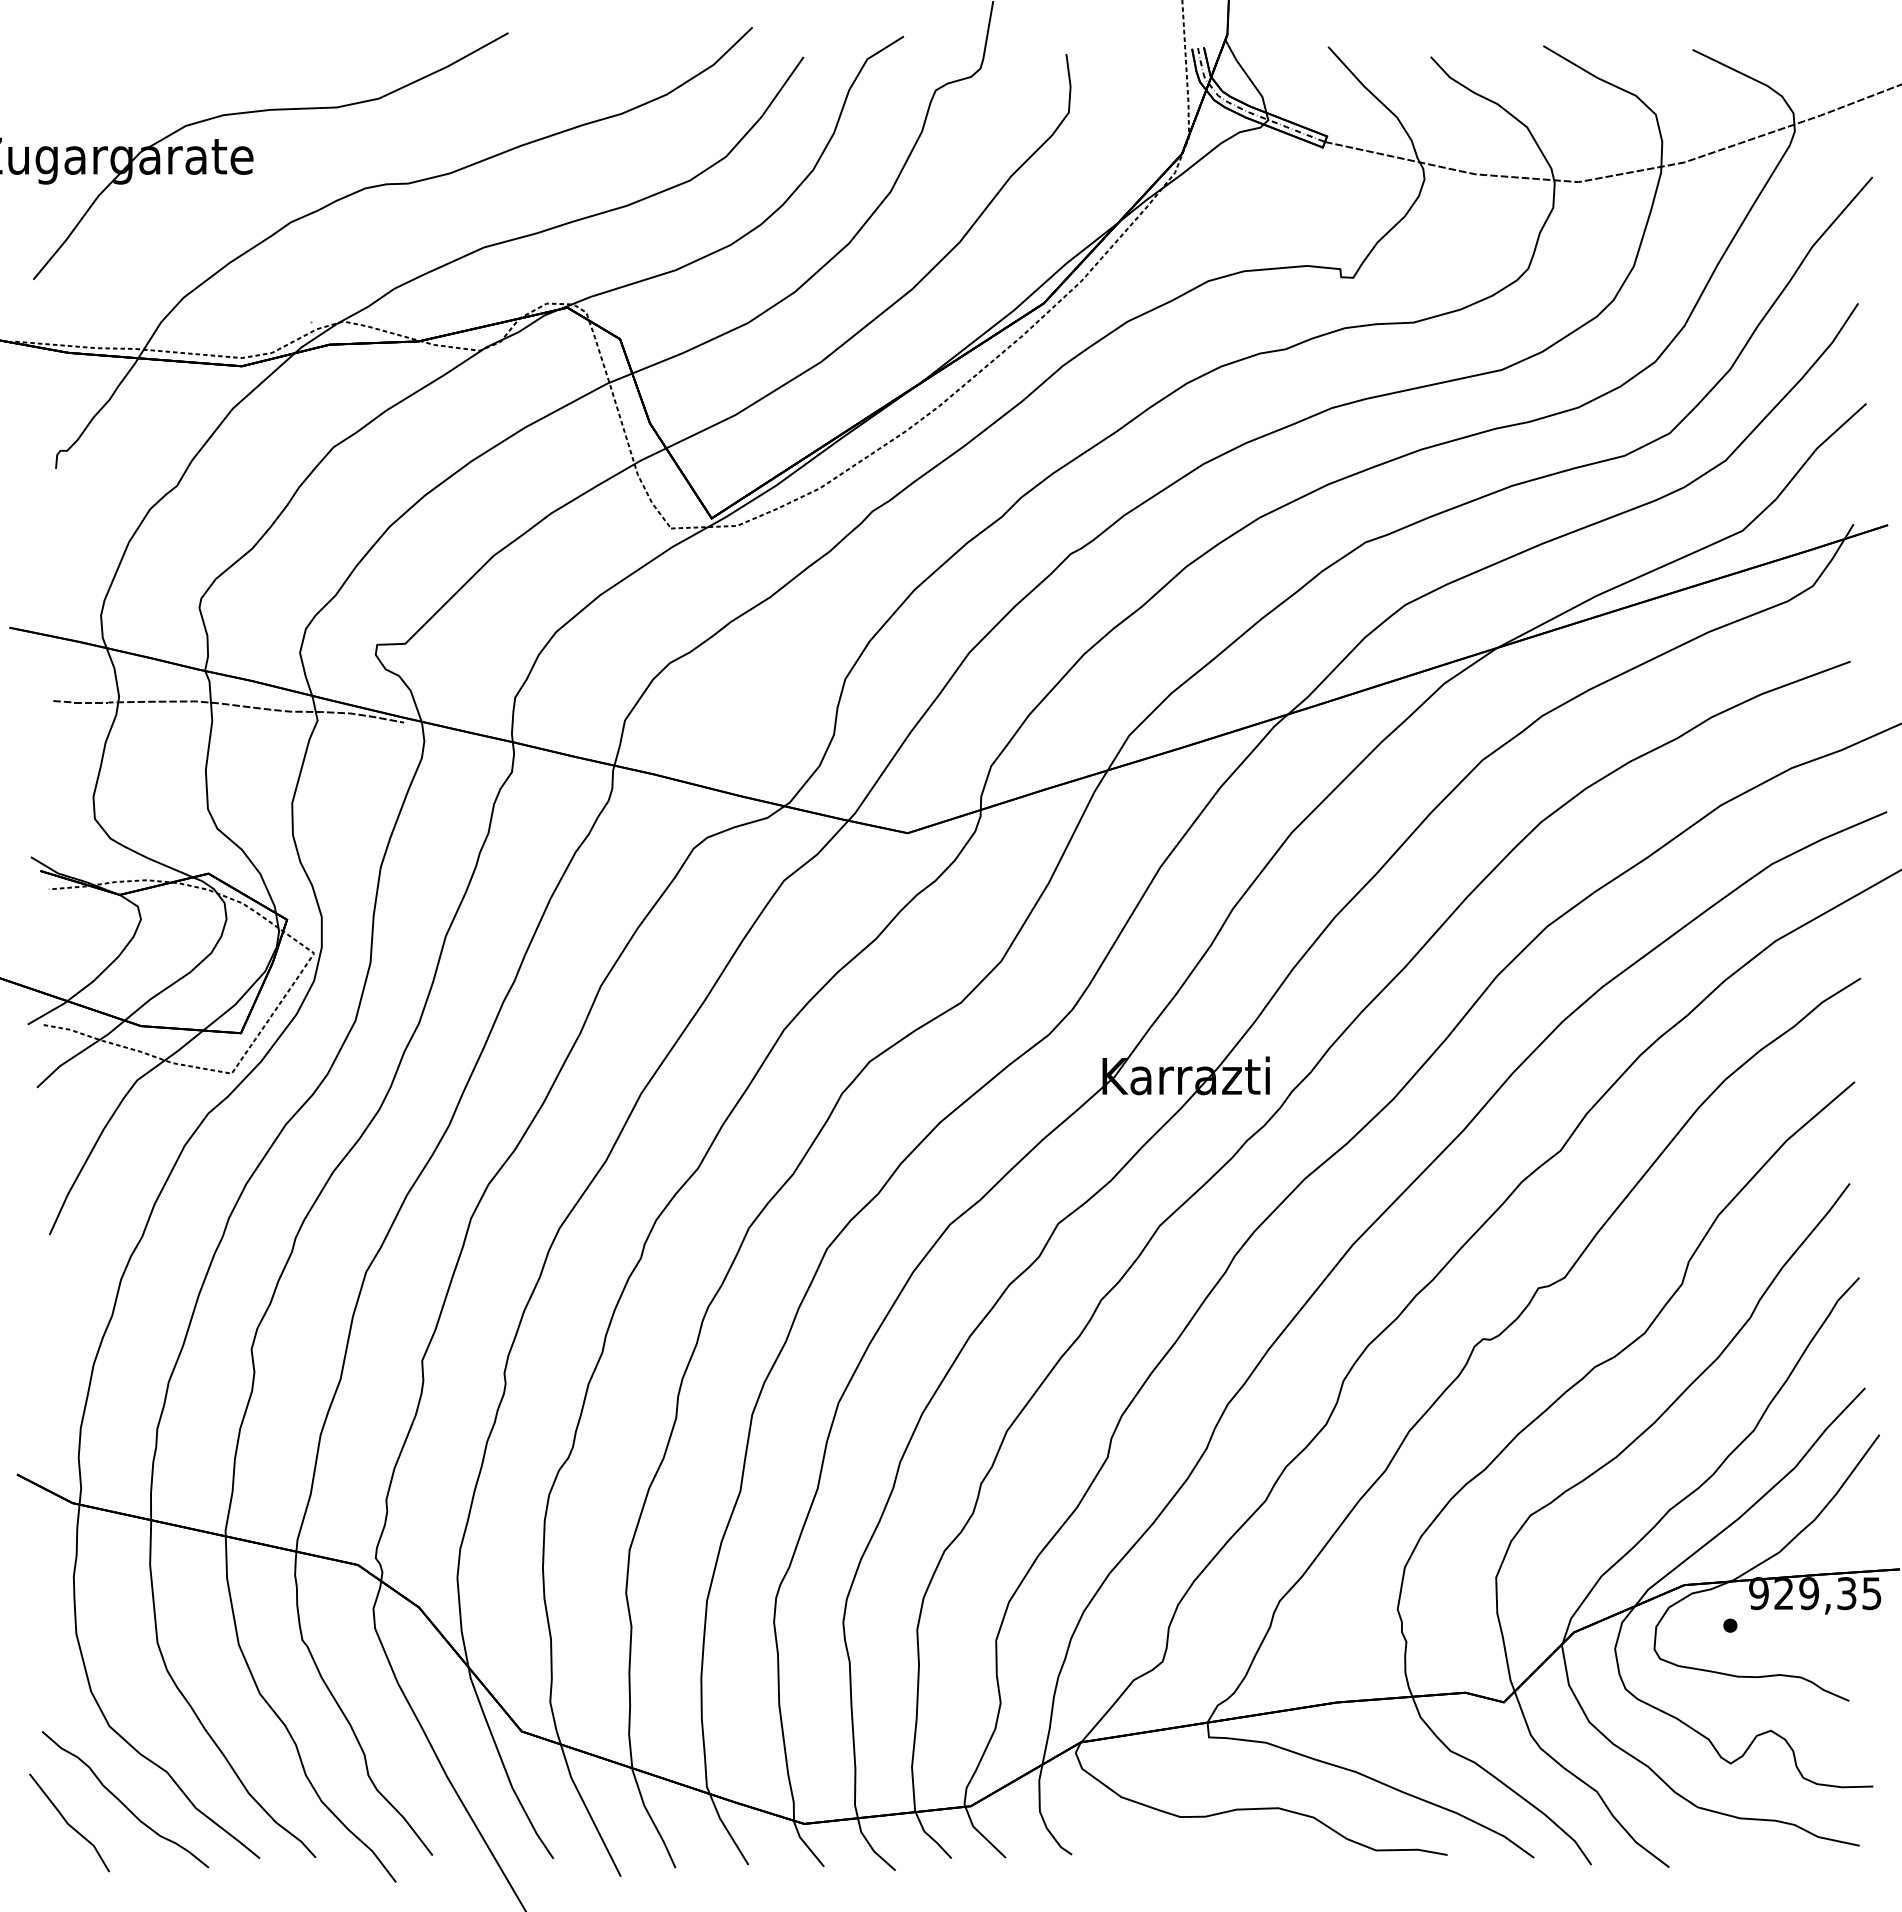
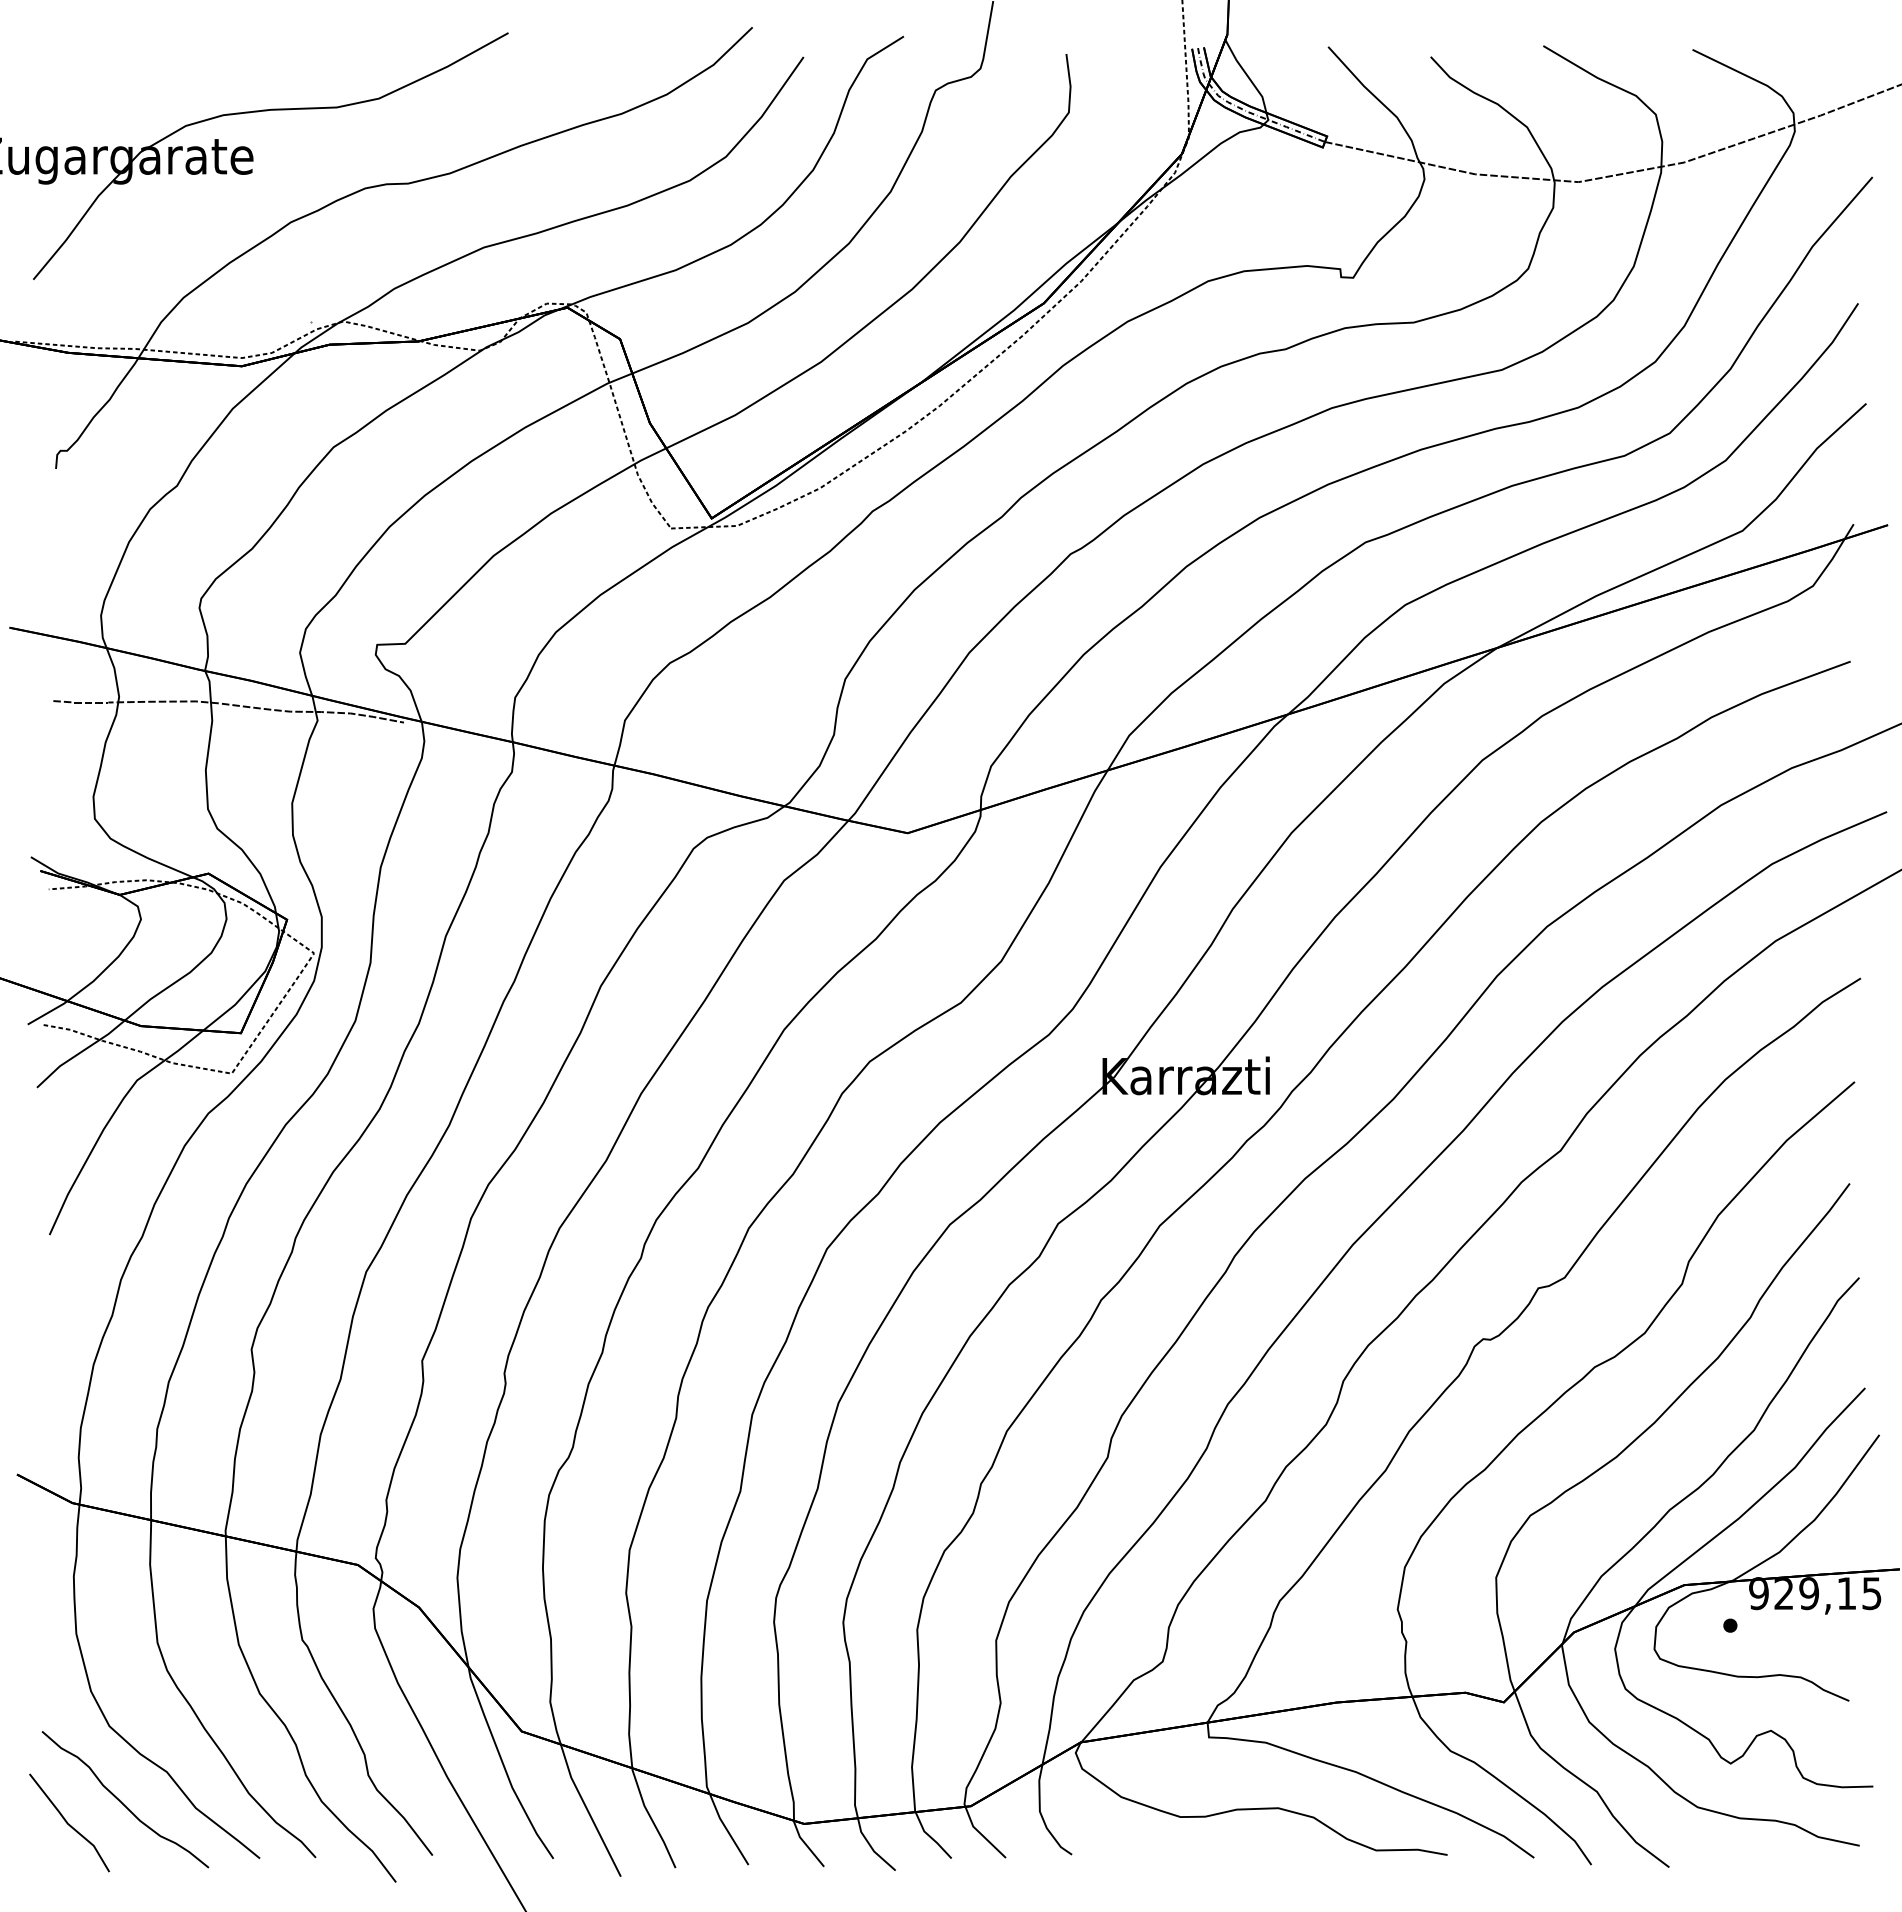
text: 929,35 -> 929,15 (1846, 1593)
